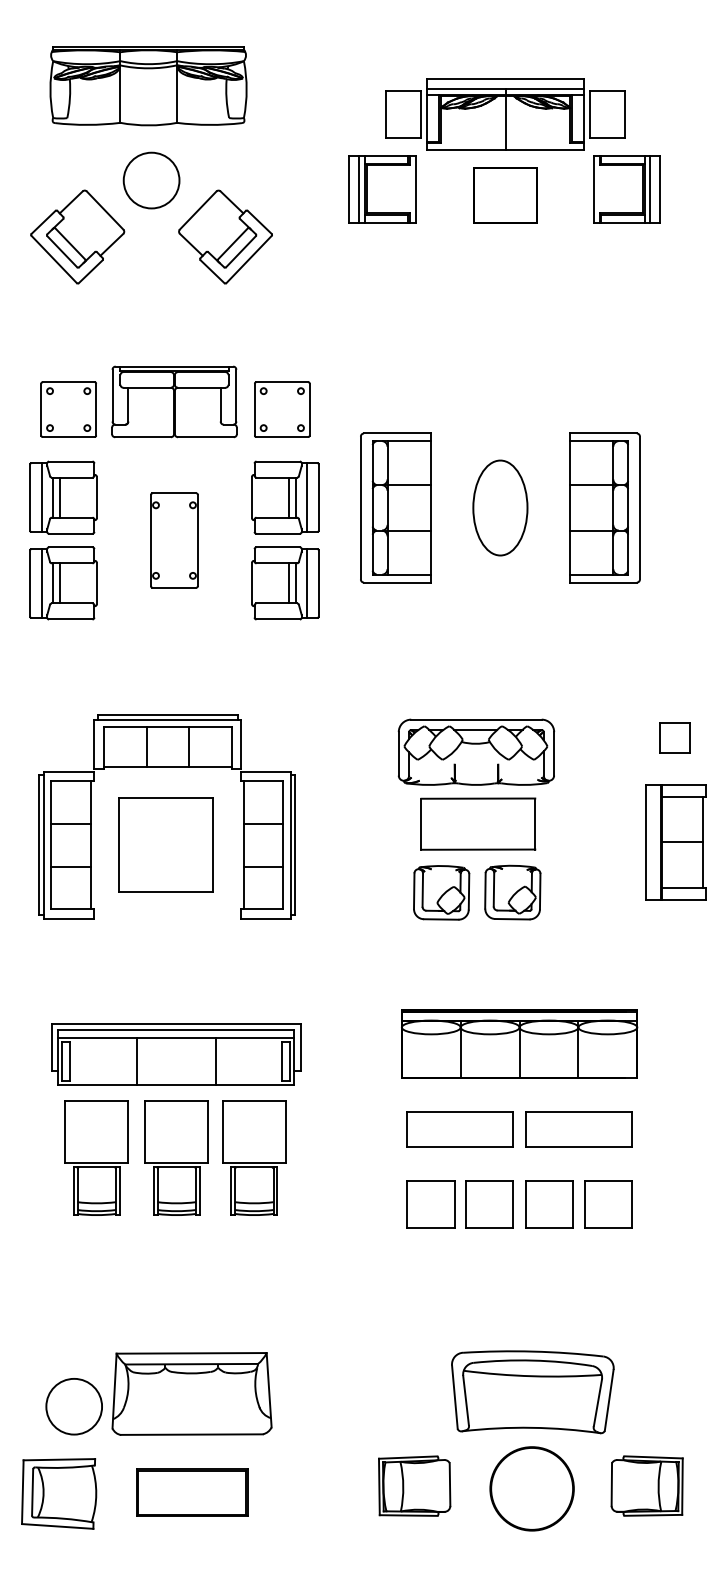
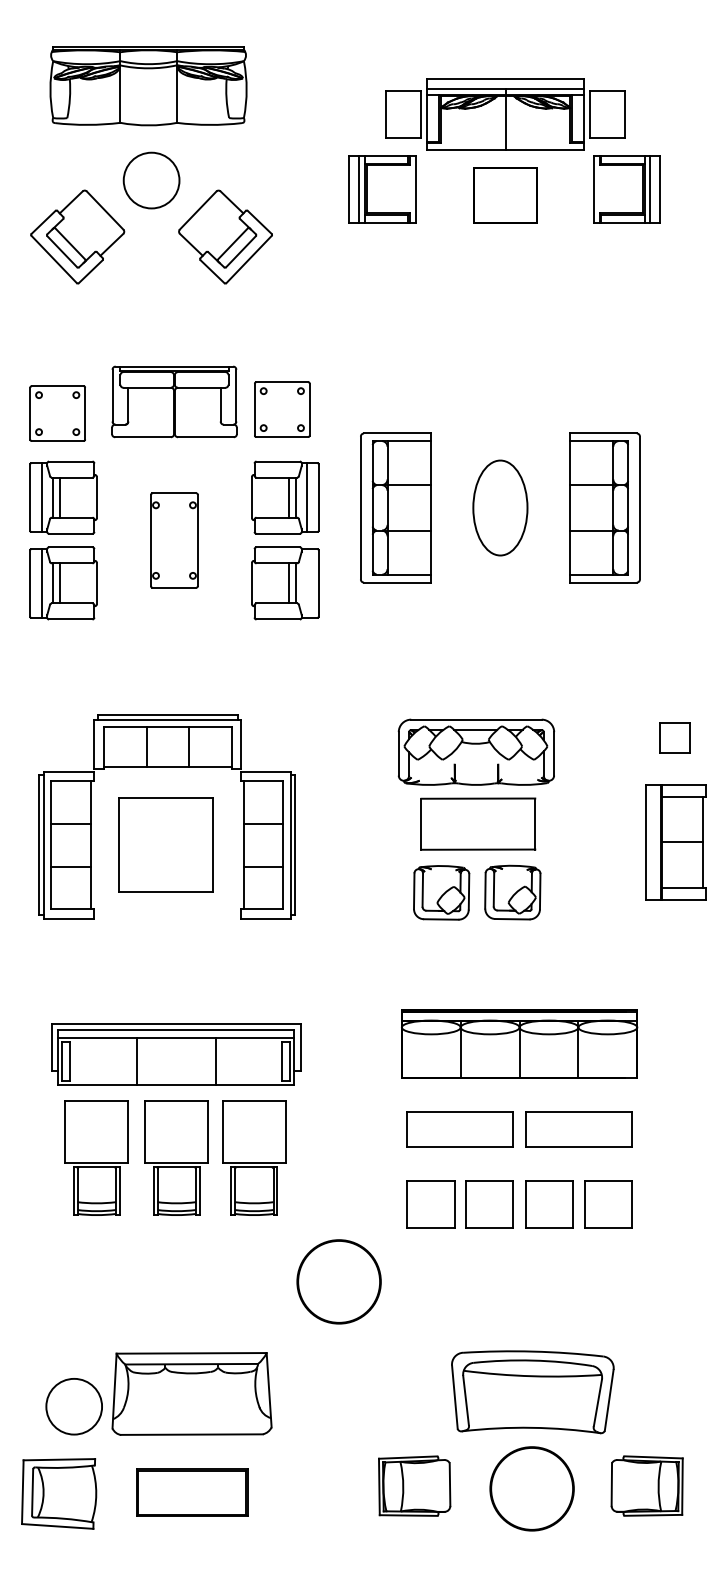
part position: (68, 409) -> (57, 413) (57, 413)
line: present -> none (307, 583)
circle: none -> present (338, 1281)
